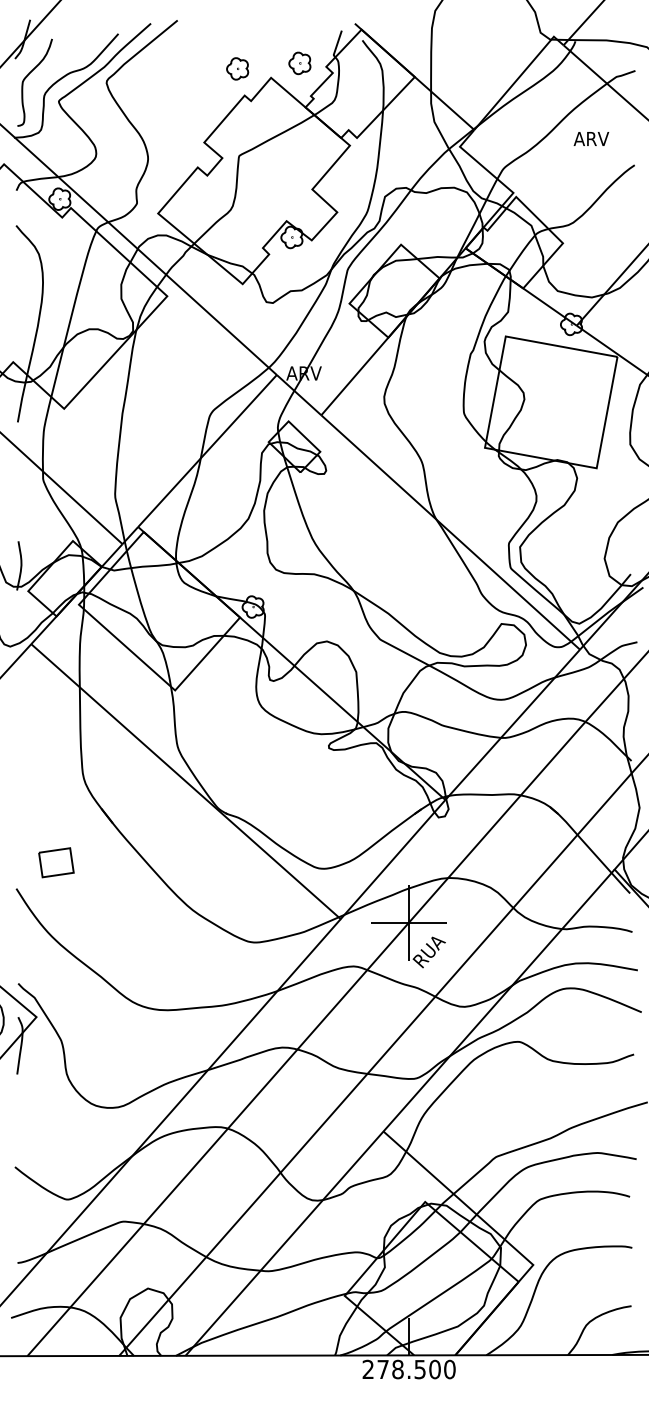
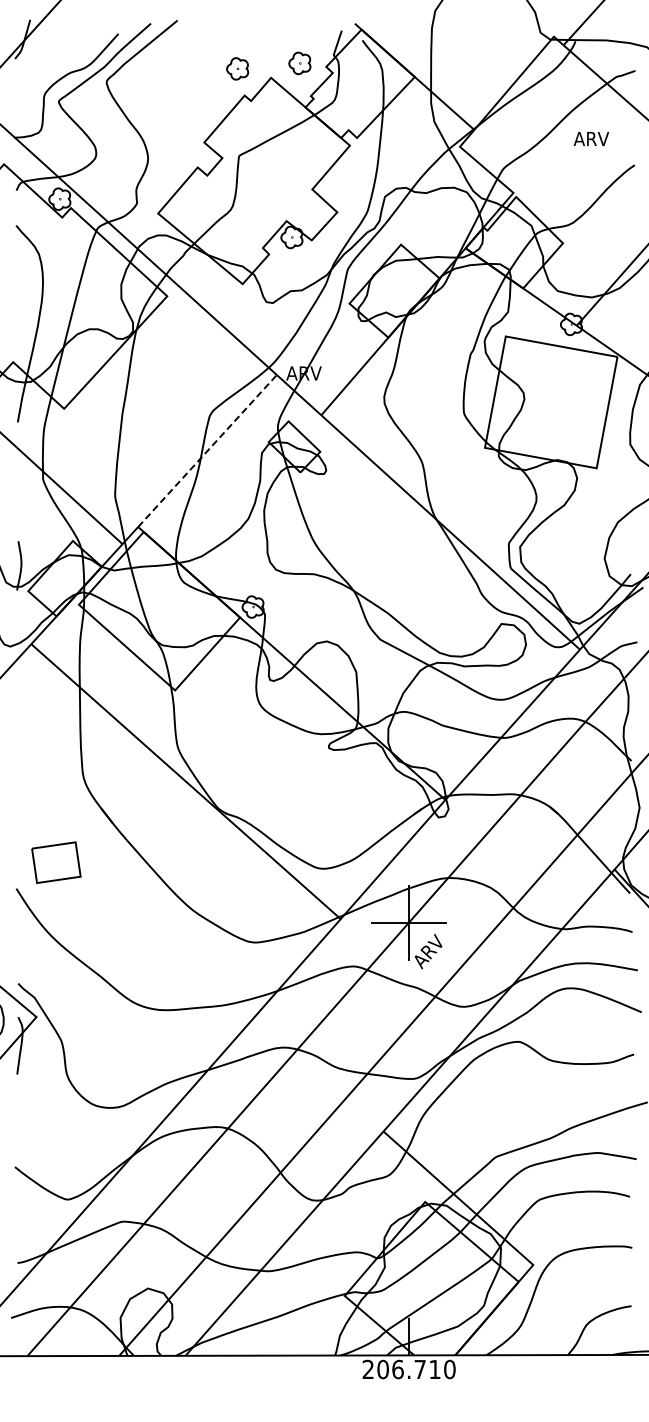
curve: present -> none (27, 77)
line: solid -> dashed (207, 451)
part size: 37x32 px -> 51x43 px (56, 862)
text: RUA -> ARV (428, 951)
text: 278.500 -> 206.710 (408, 1369)
